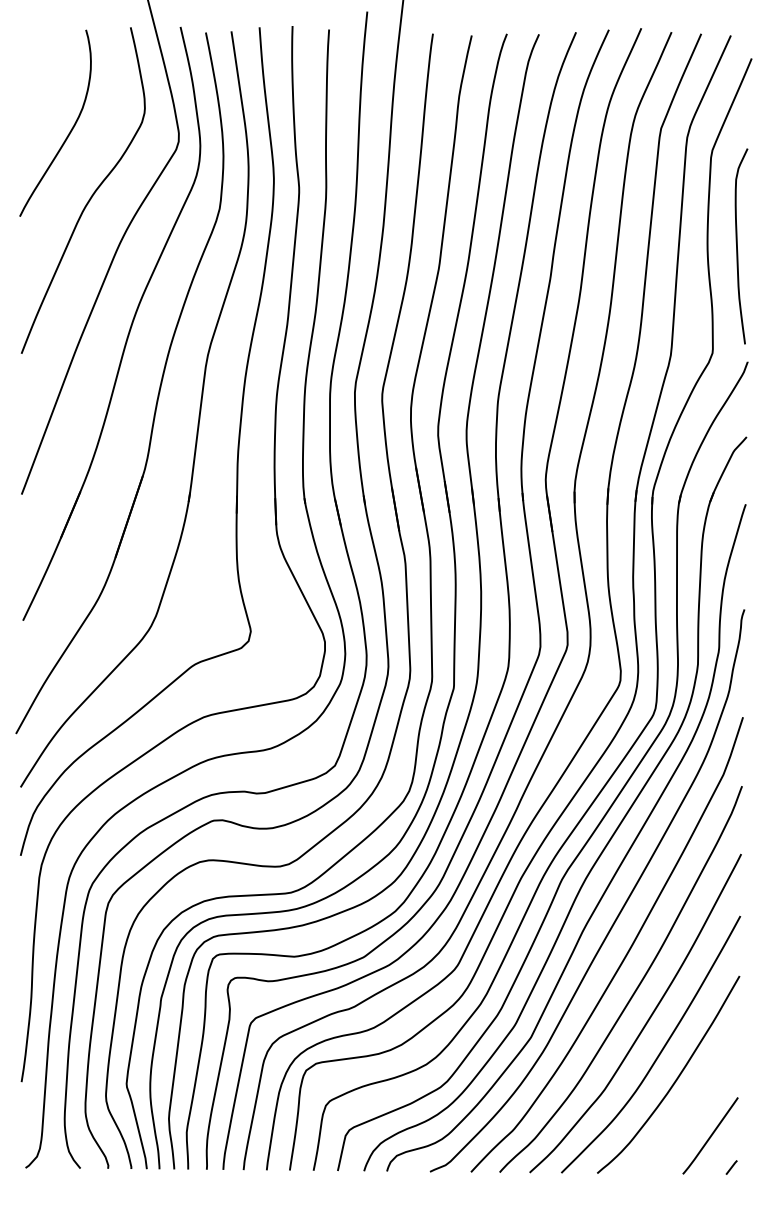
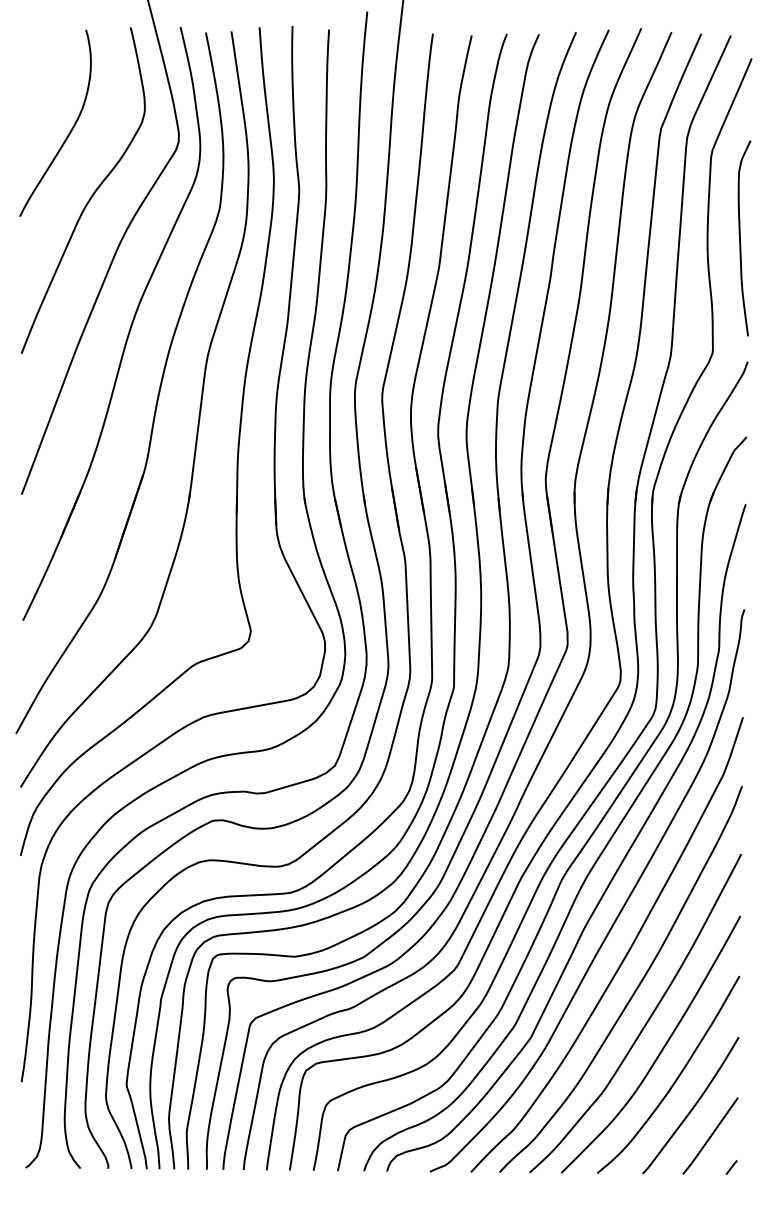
curve position: (737, 246) -> (740, 238) (740, 238)
curve: none -> present (692, 1107)
